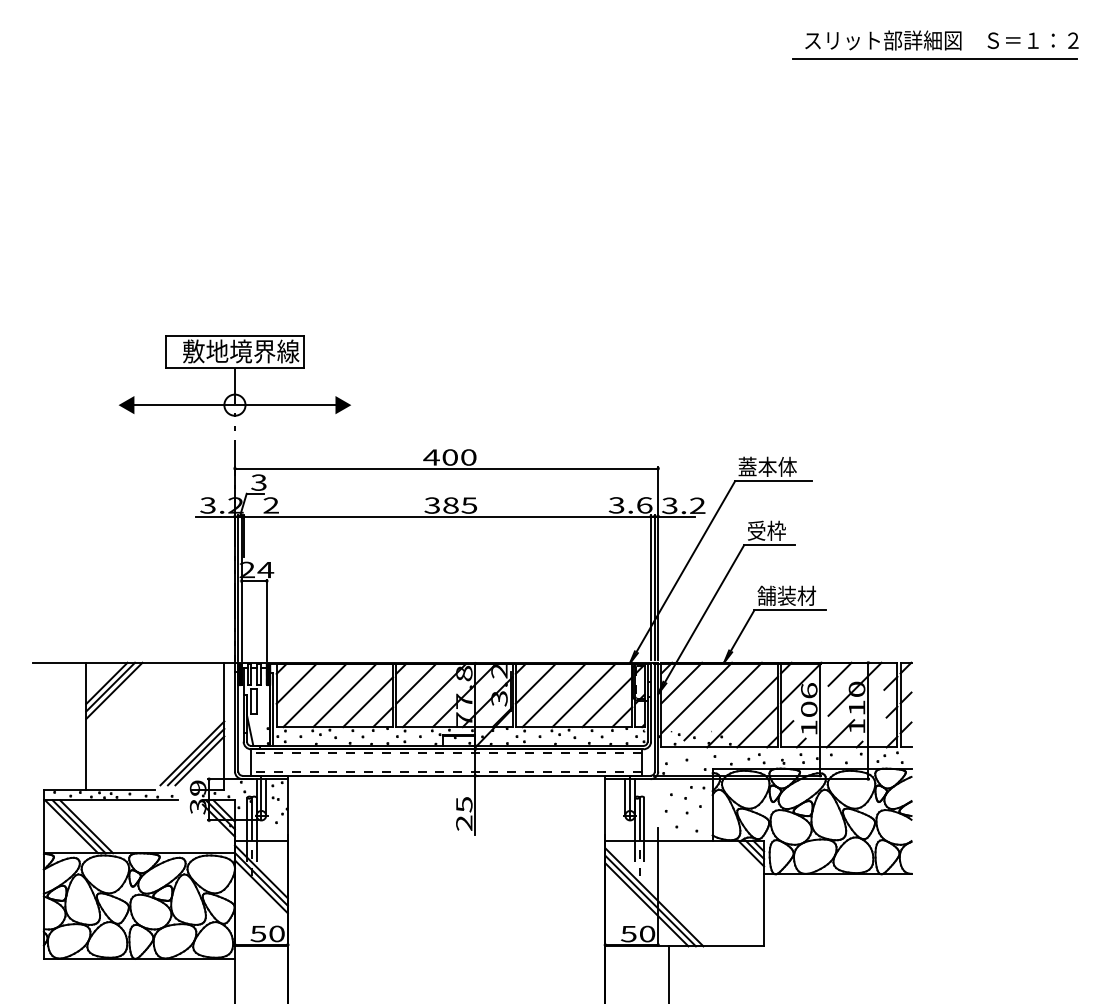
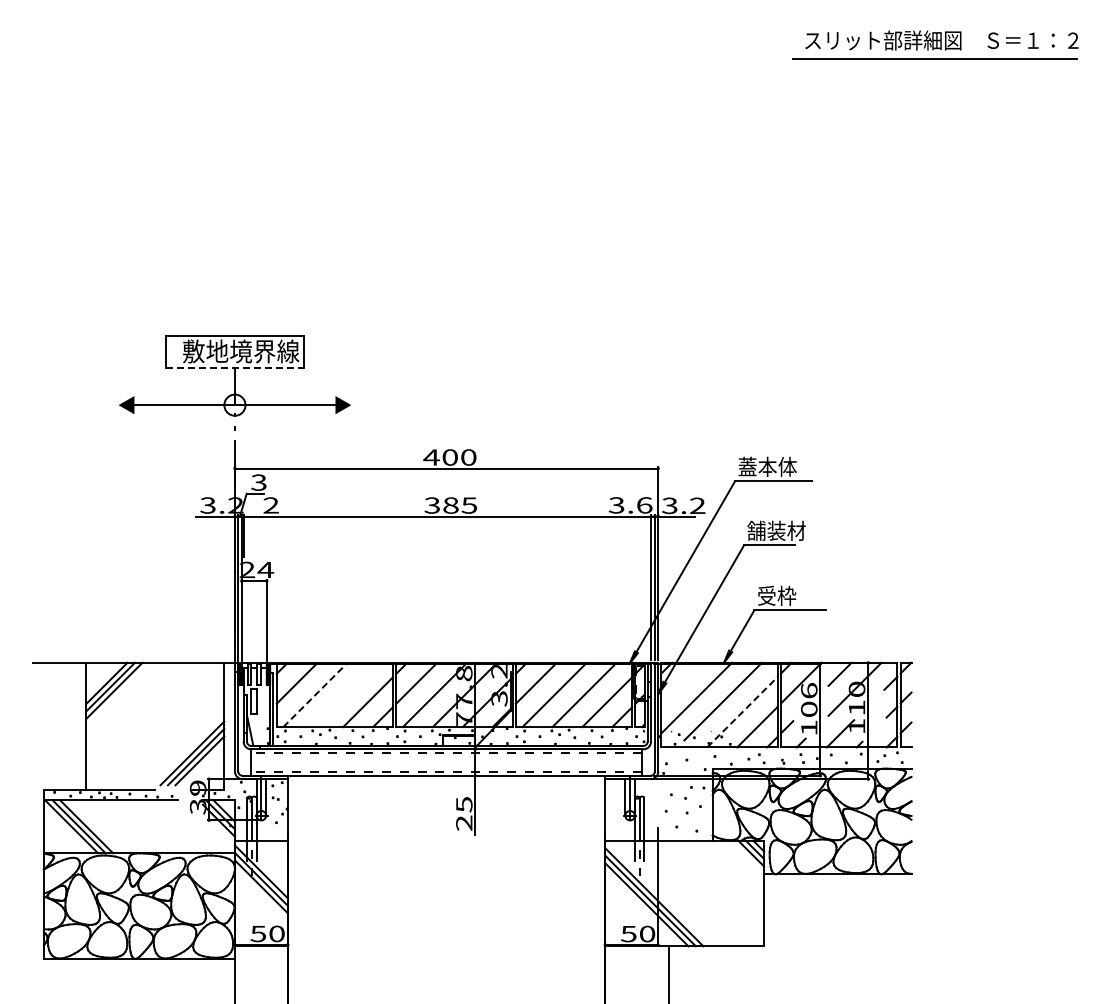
line: solid -> dashed (234, 368)
text: 受枠 -> 舗装材 (776, 530)
text: 舗装材 -> 受枠 (786, 595)
line: present -> none (681, 682)
line: solid -> dashed (315, 695)
line: present -> none (344, 695)
line: solid -> dashed (742, 712)
